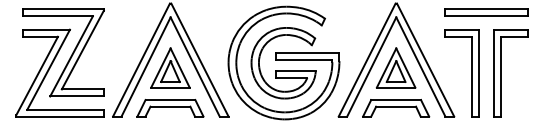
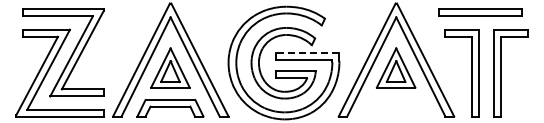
part position: (486, 12) -> (480, 12) (480, 12)
line: solid -> dashed (307, 53)
part: present -> none (396, 108)
